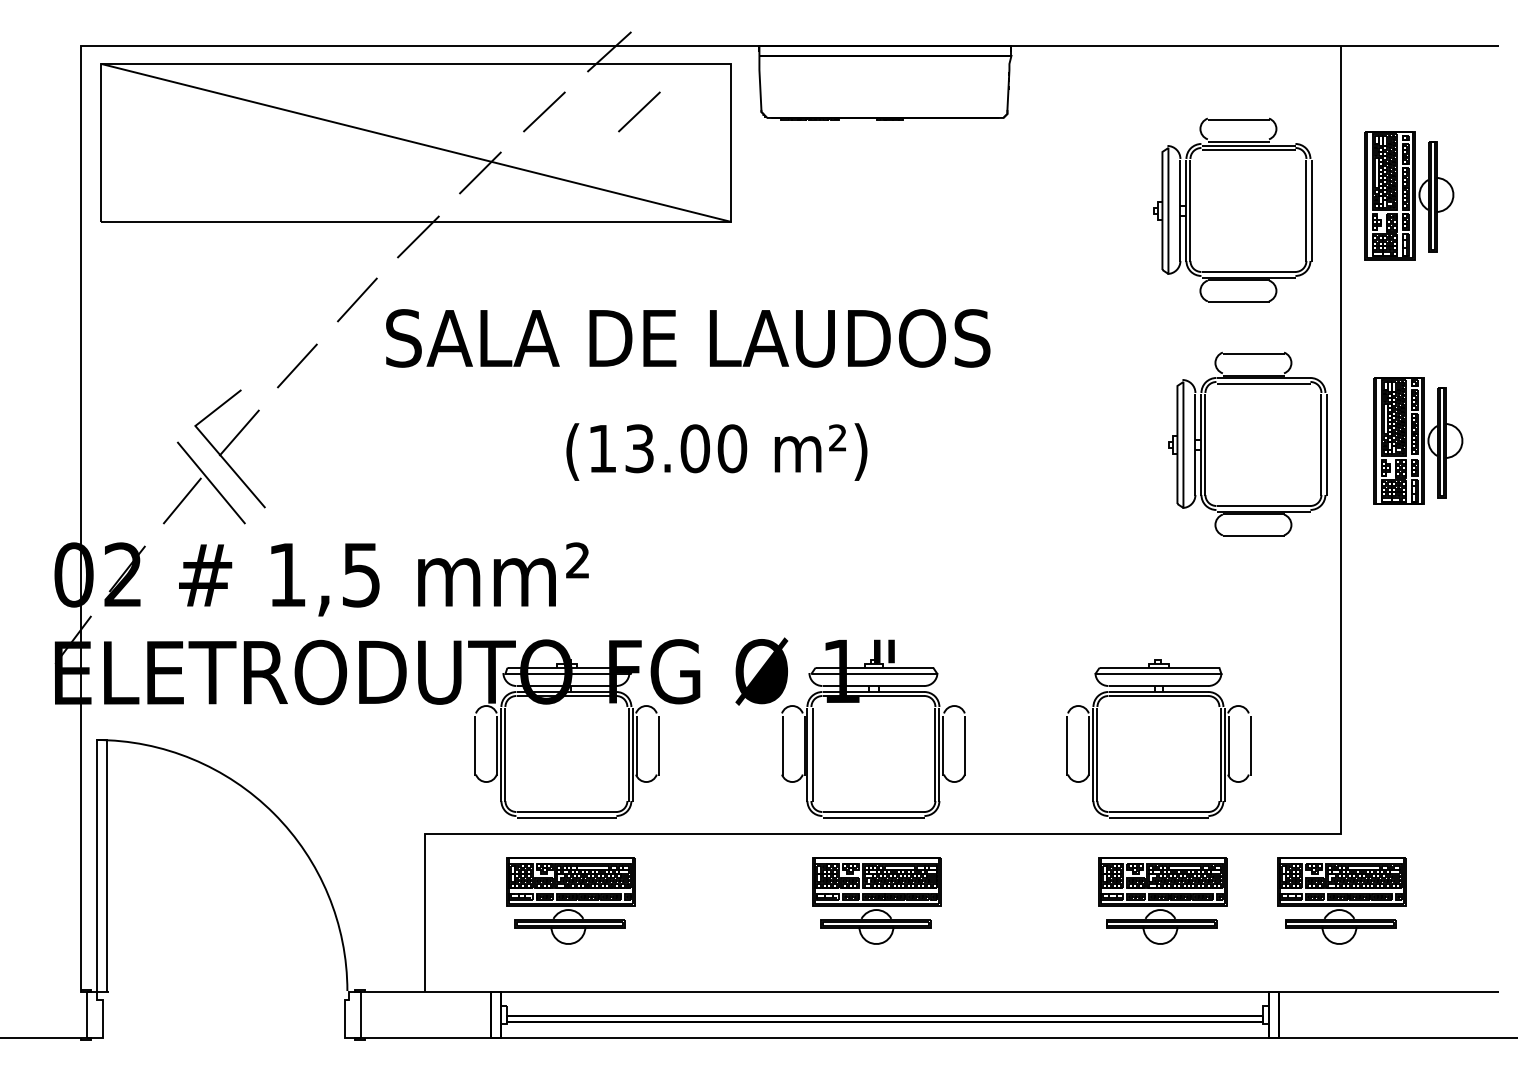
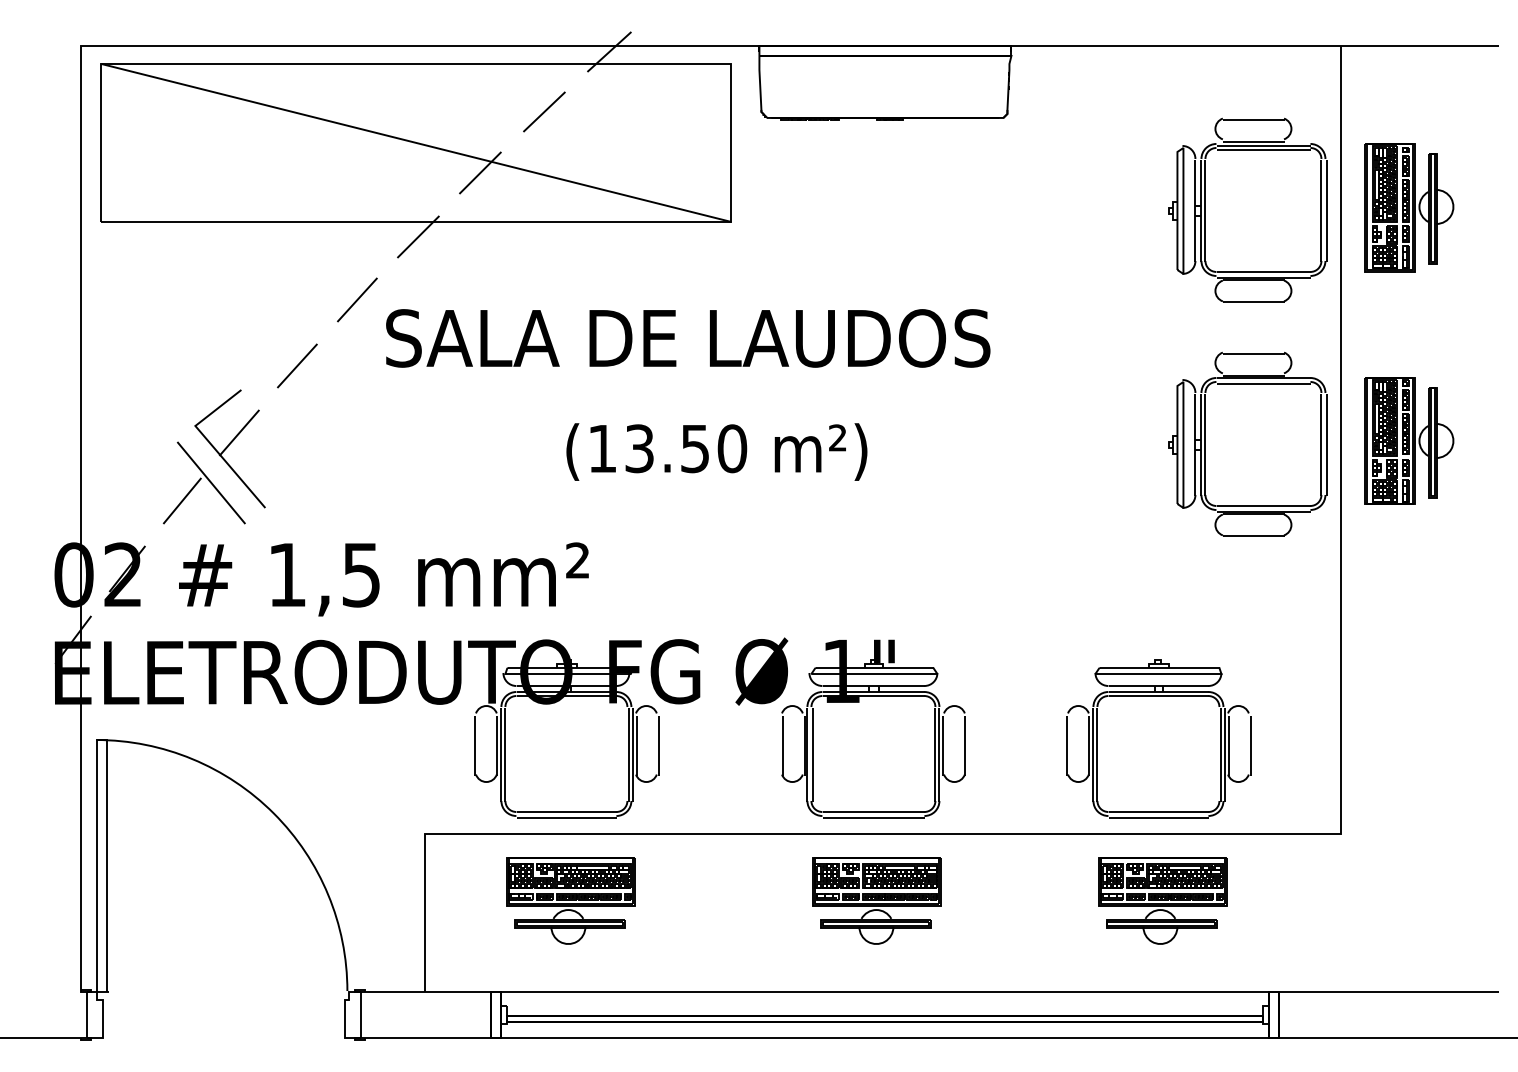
line: present -> none (639, 111)
part position: (1409, 195) -> (1409, 207) (1409, 207)
part position: (1190, 209) -> (1205, 209) (1205, 209)
part position: (1418, 440) -> (1409, 440) (1409, 440)
text: (13.00 -> (13.50 (694, 448)
part: present -> none (1341, 900)
